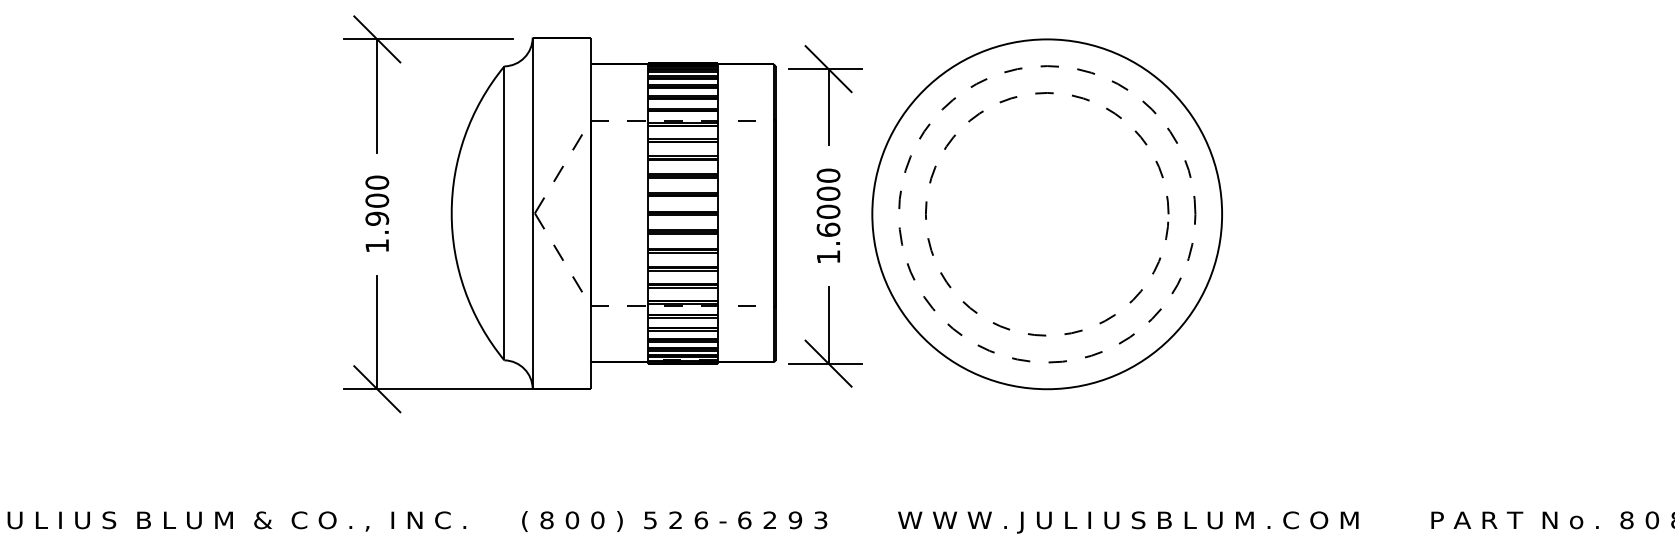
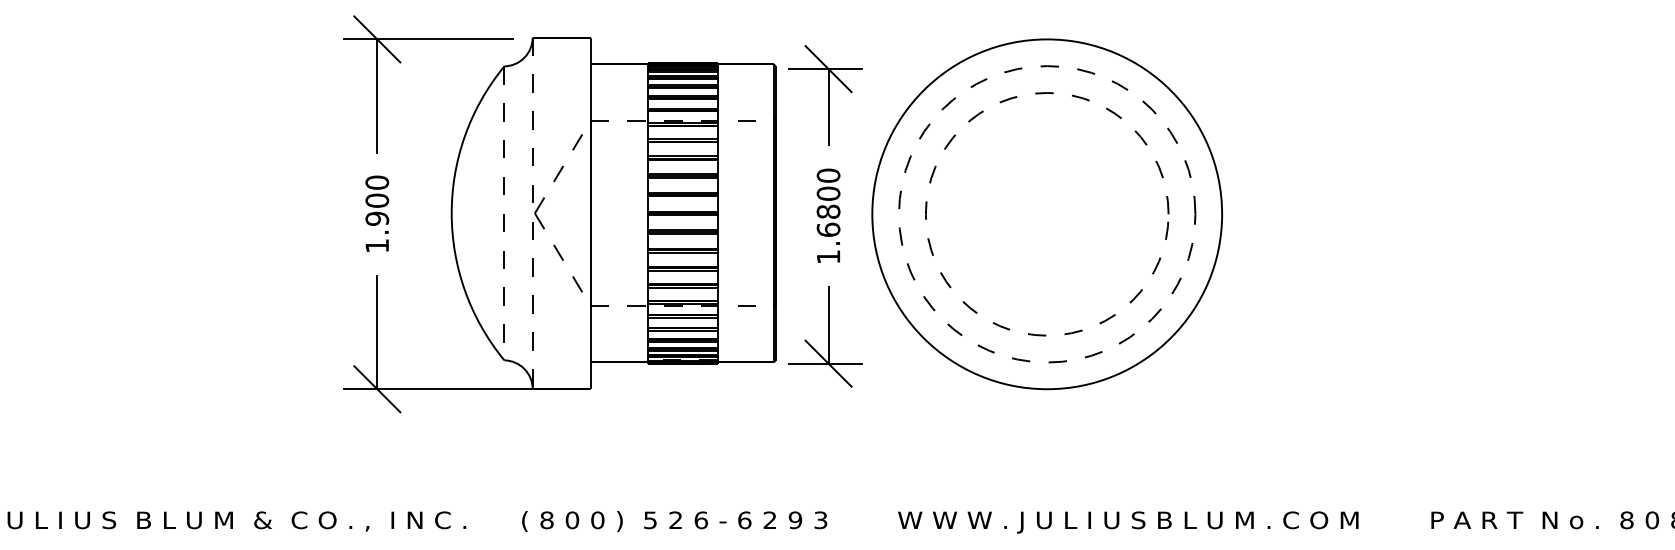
text: 1.6000 -> 1.6800 (828, 211)
line: solid -> dashed (504, 213)
line: solid -> dashed (532, 213)
